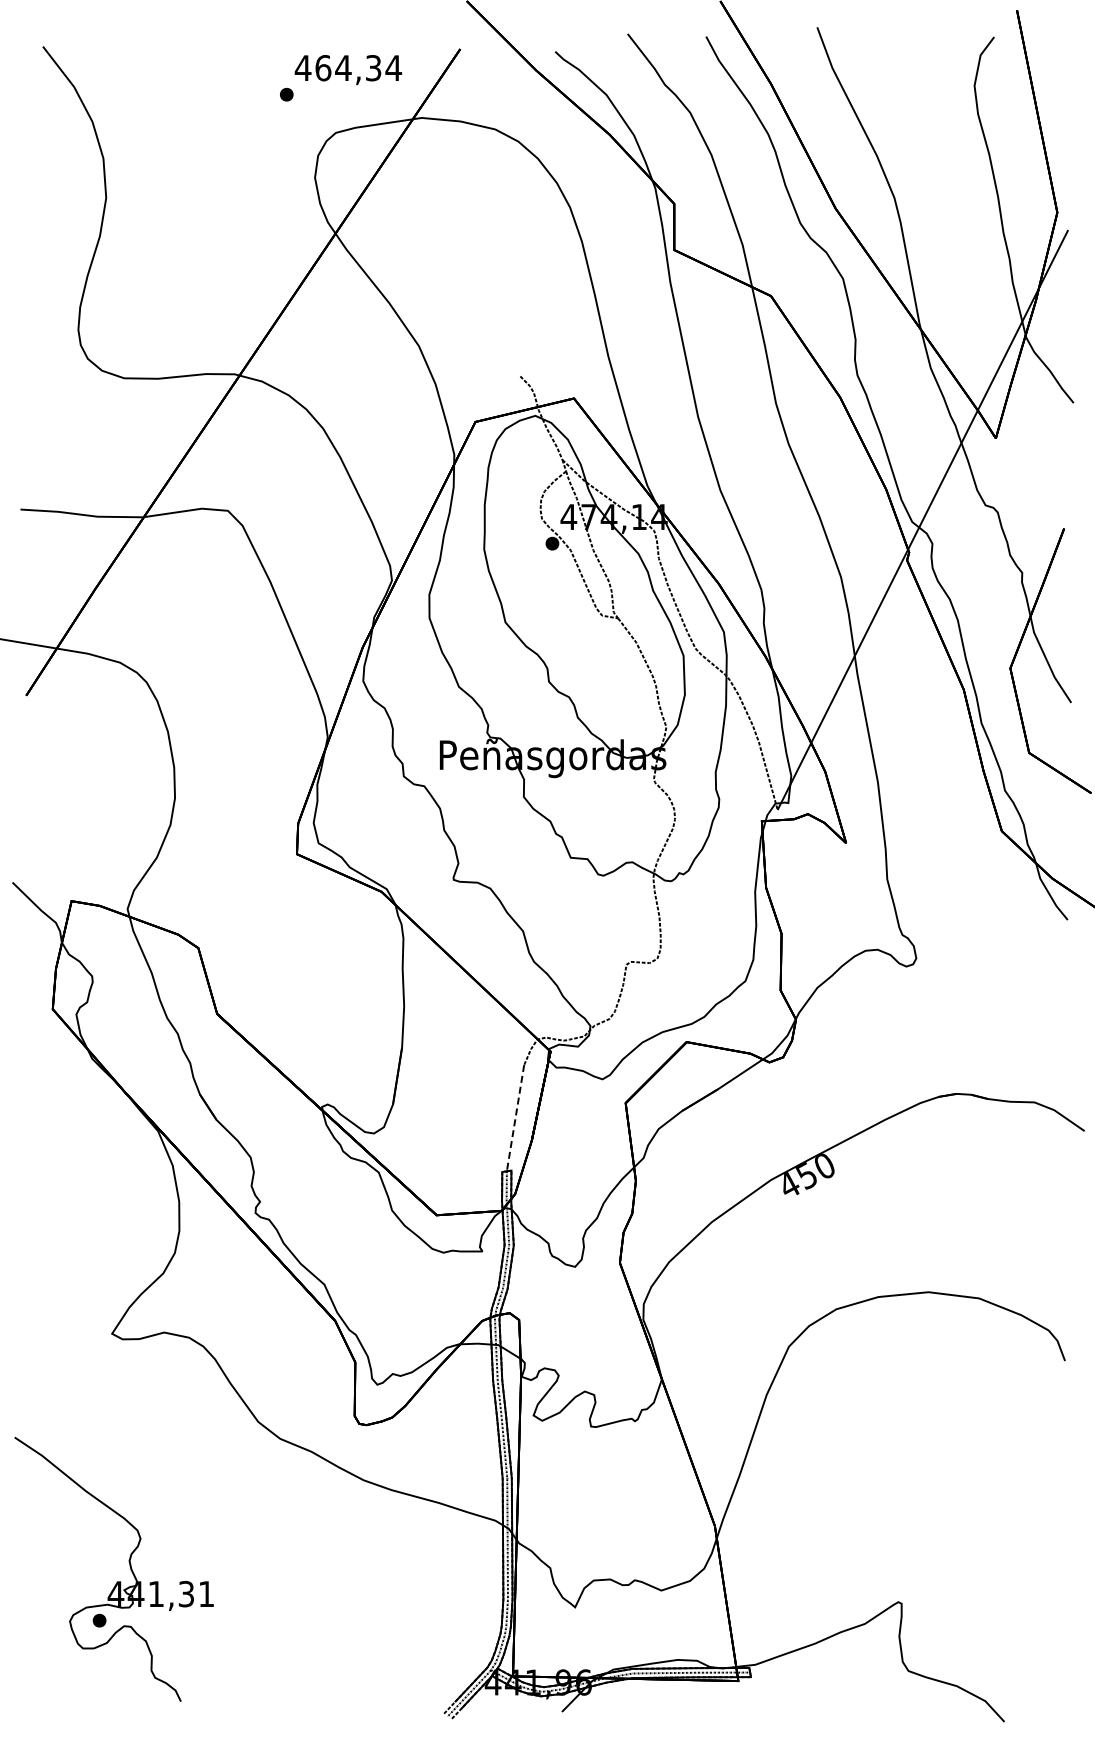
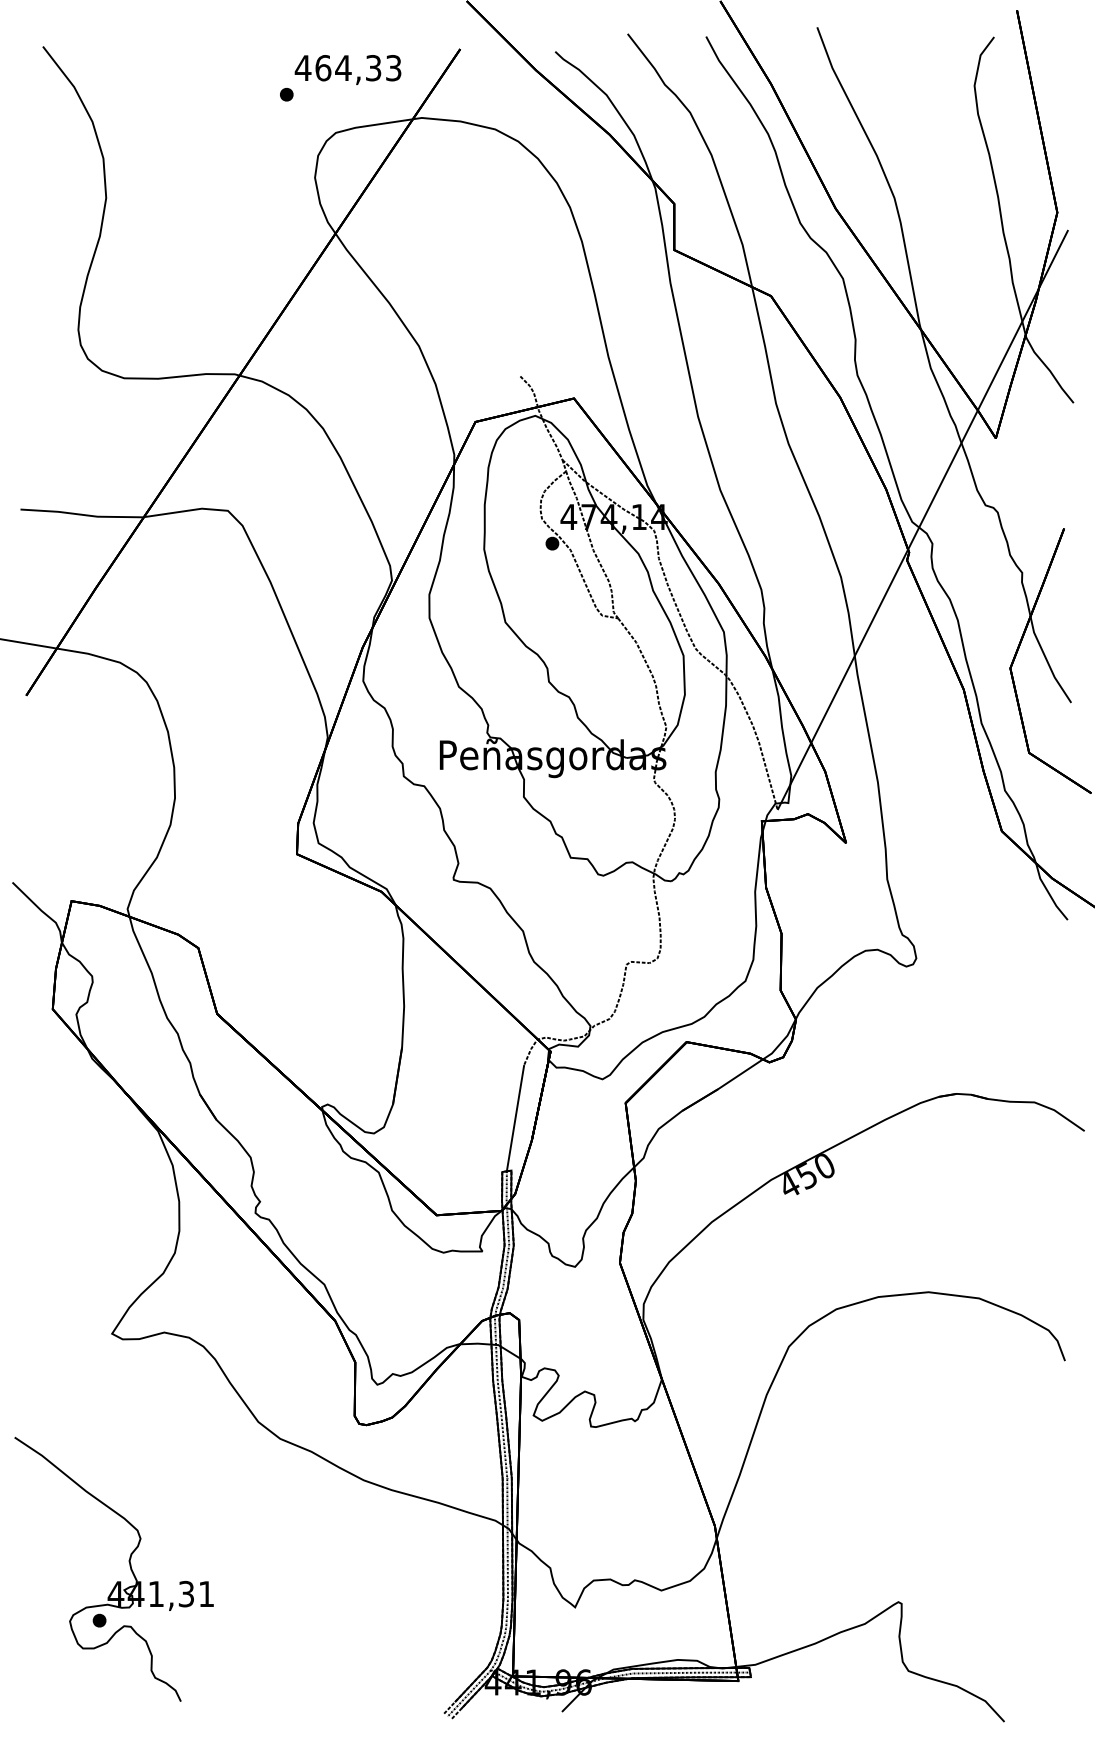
text: 464,34 -> 464,33 (393, 68)
line: dashed -> solid (515, 1118)
